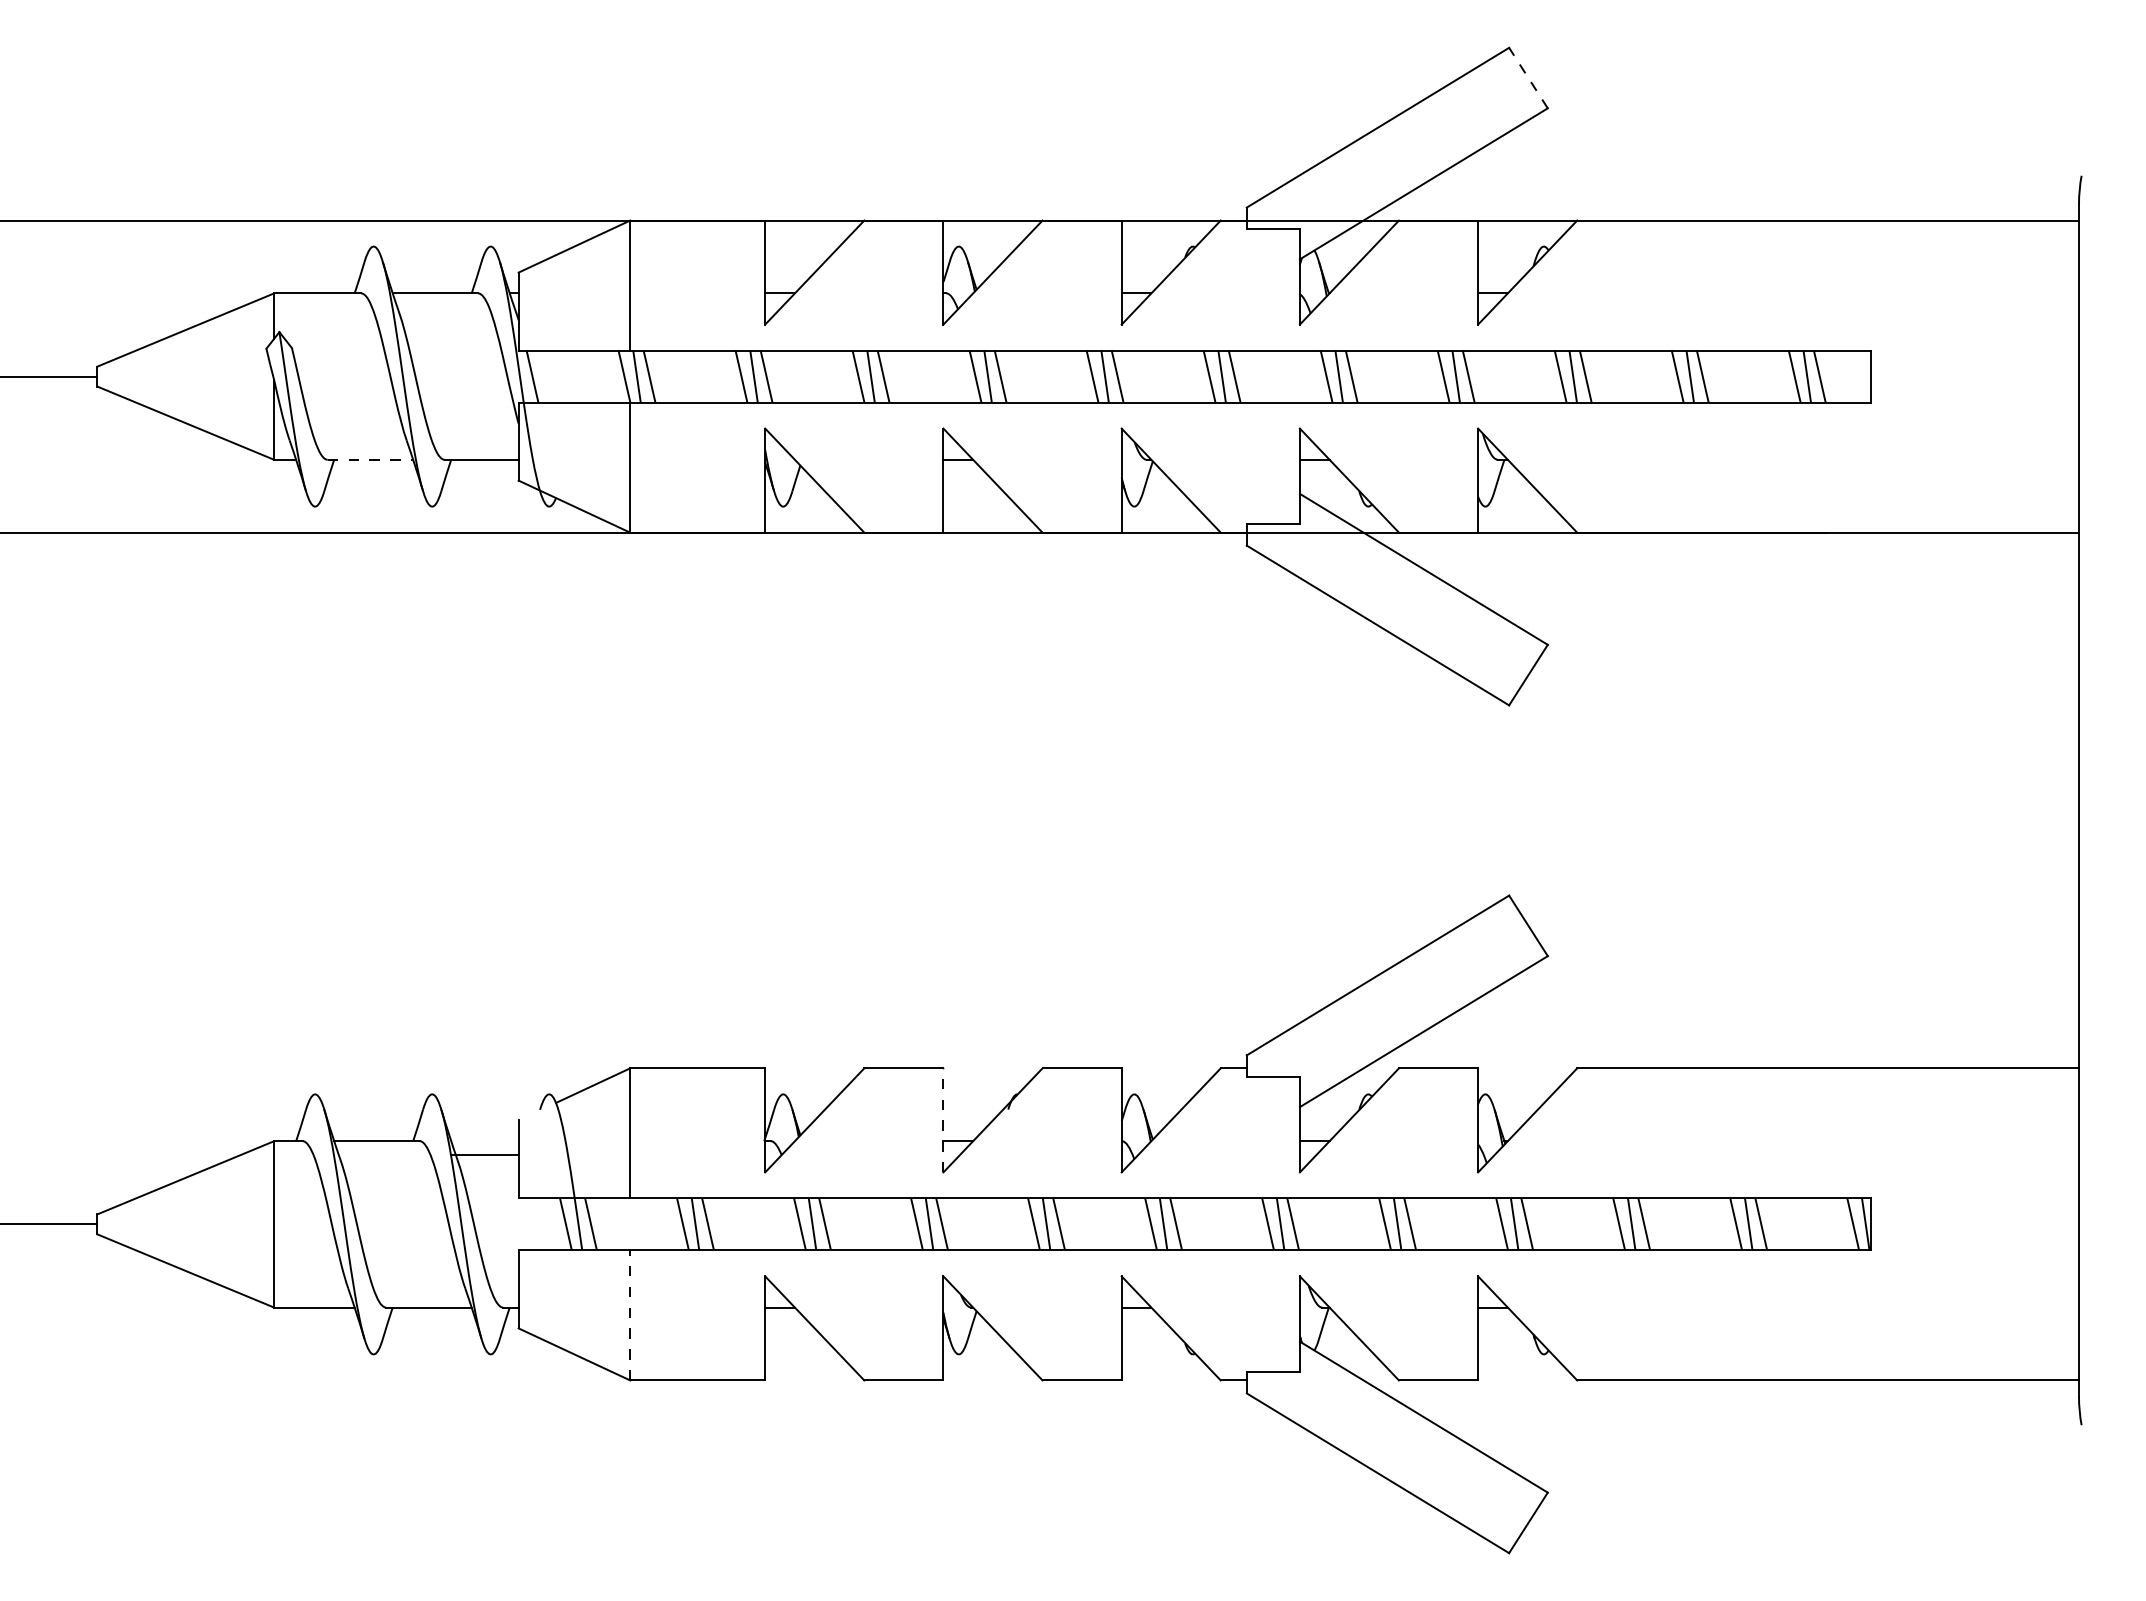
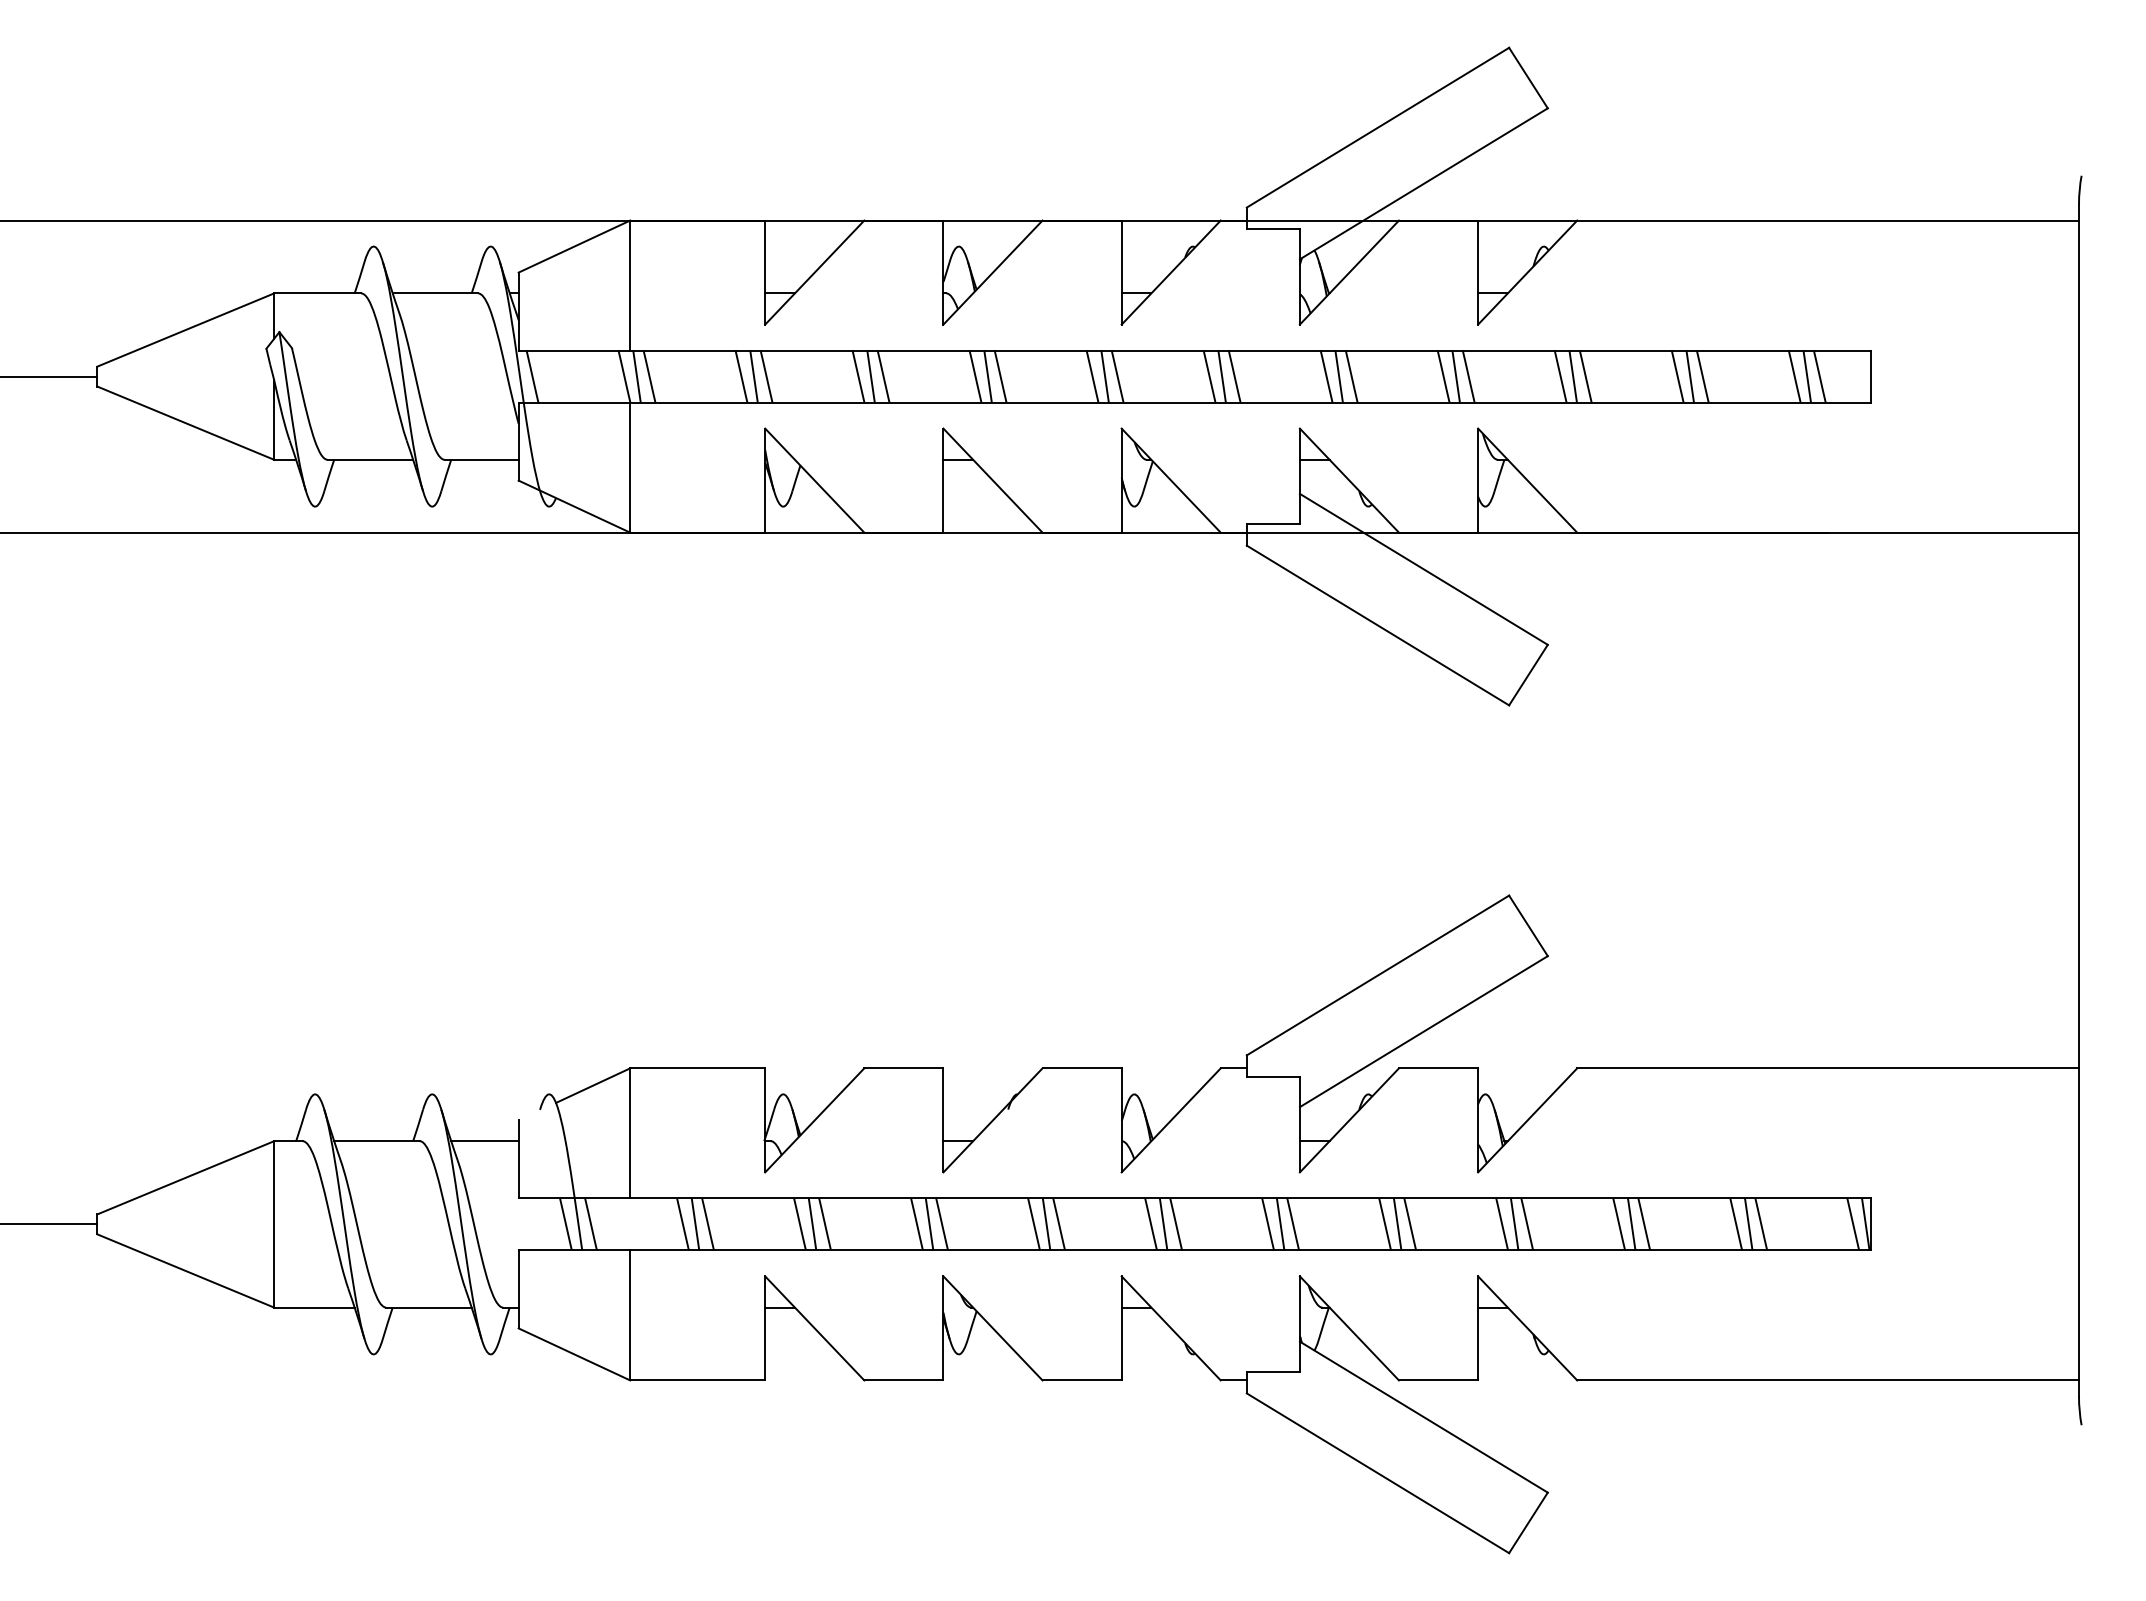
line: dashed -> solid (1528, 78)
line: dashed -> solid (370, 459)
line: dashed -> solid (943, 1119)
line position: (484, 1155) -> (484, 1141) (484, 1141)
line: dashed -> solid (630, 1314)
